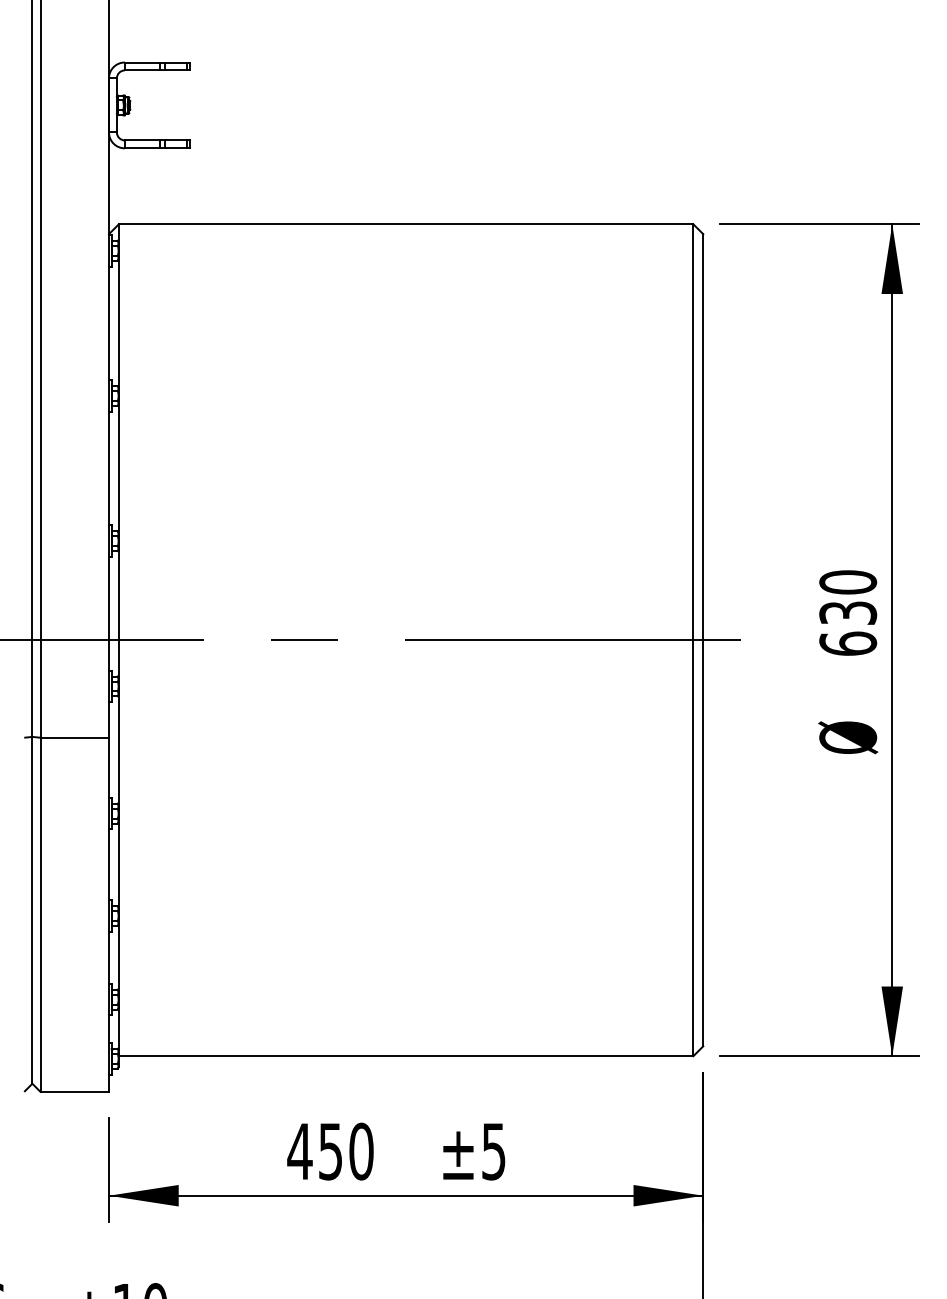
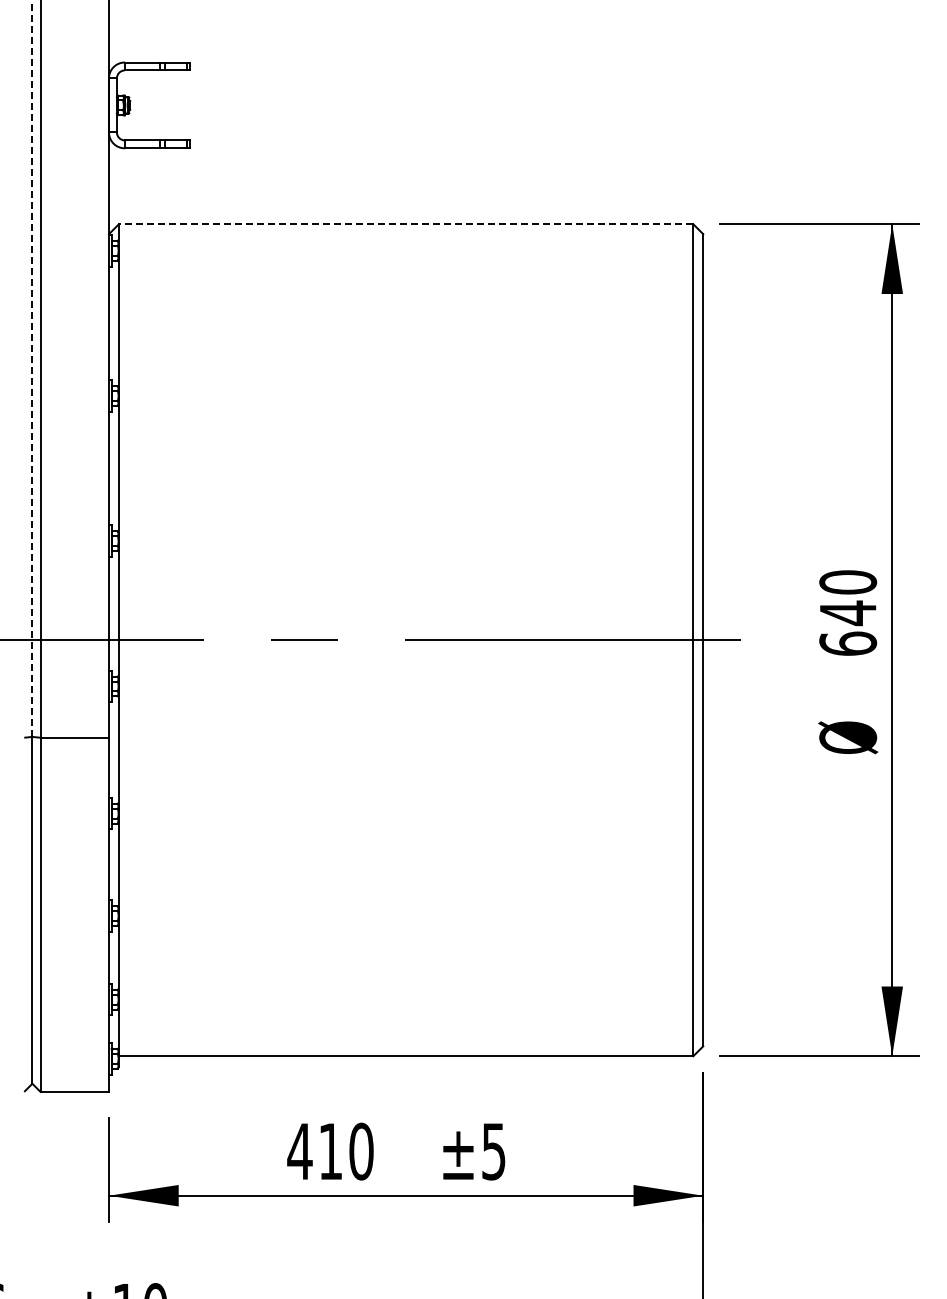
line: solid -> dashed (405, 224)
line: solid -> dashed (32, 368)
text: 630 -> 640 (848, 613)
text: 450 -> 410 (330, 1151)
